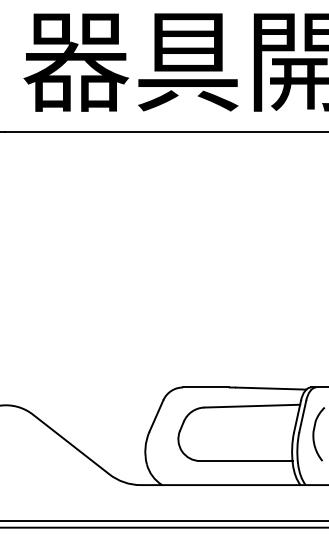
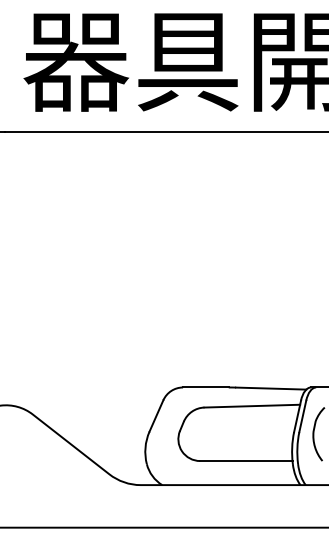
line: present -> none (163, 521)
